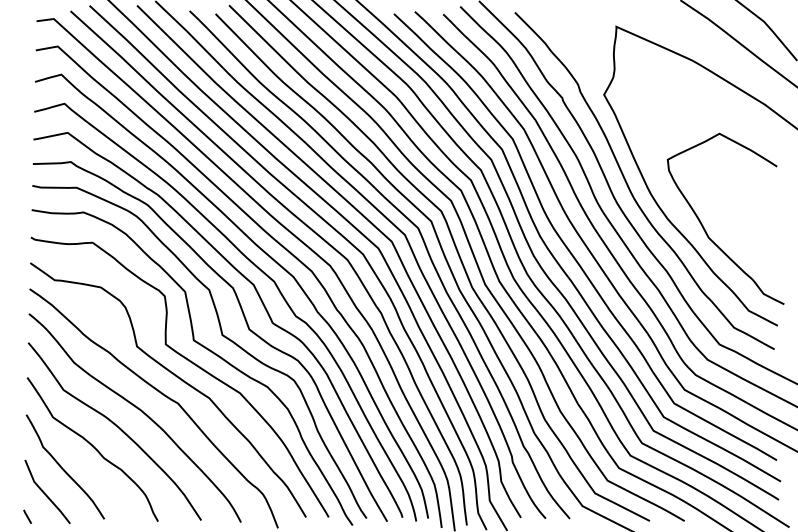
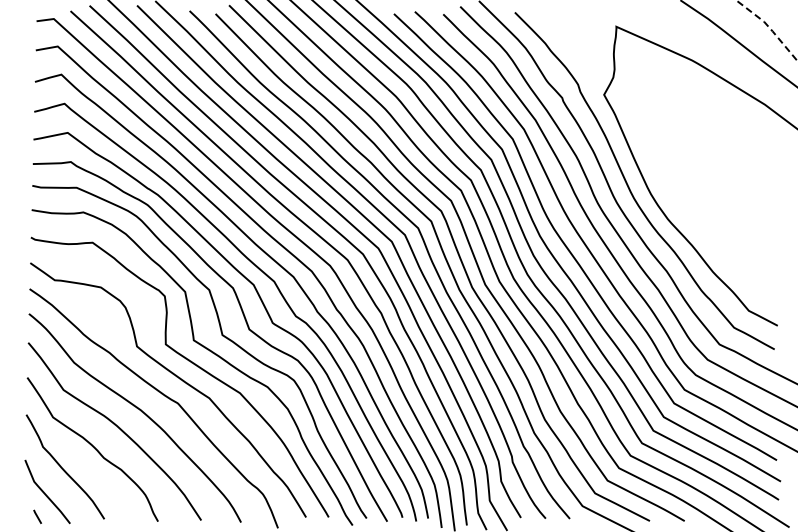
line: solid -> dashed (769, 27)
curve: present -> none (705, 229)
line position: (27, 516) -> (37, 516) (37, 516)
